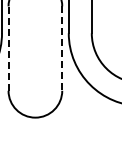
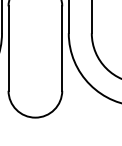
line: dashed -> solid (8, 48)
line: dashed -> solid (62, 49)
